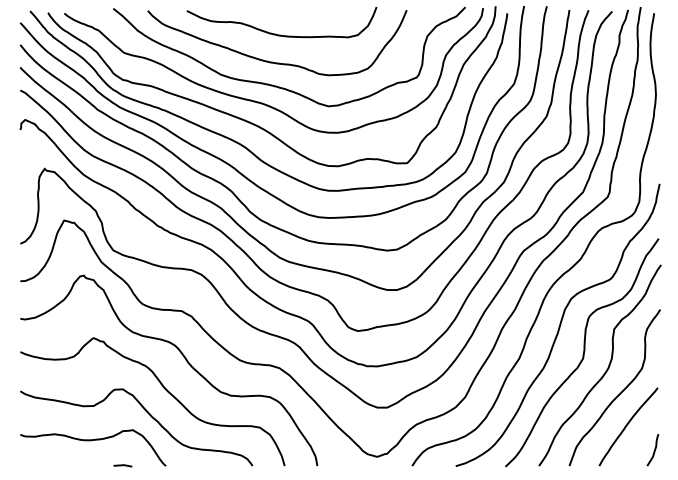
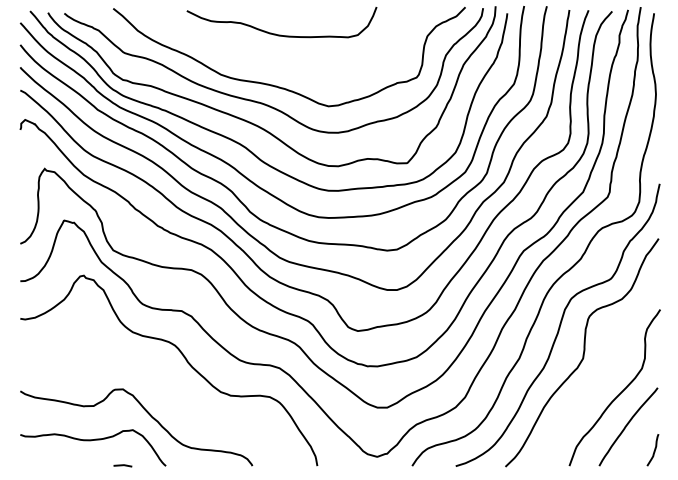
curve: present -> none (272, 61)
curve: present -> none (606, 369)
curve: present -> none (164, 389)
